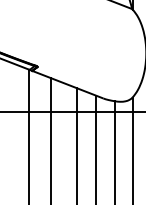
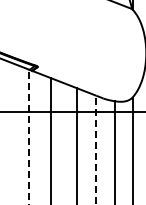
line: solid -> dashed (29, 136)
line: solid -> dashed (96, 149)
